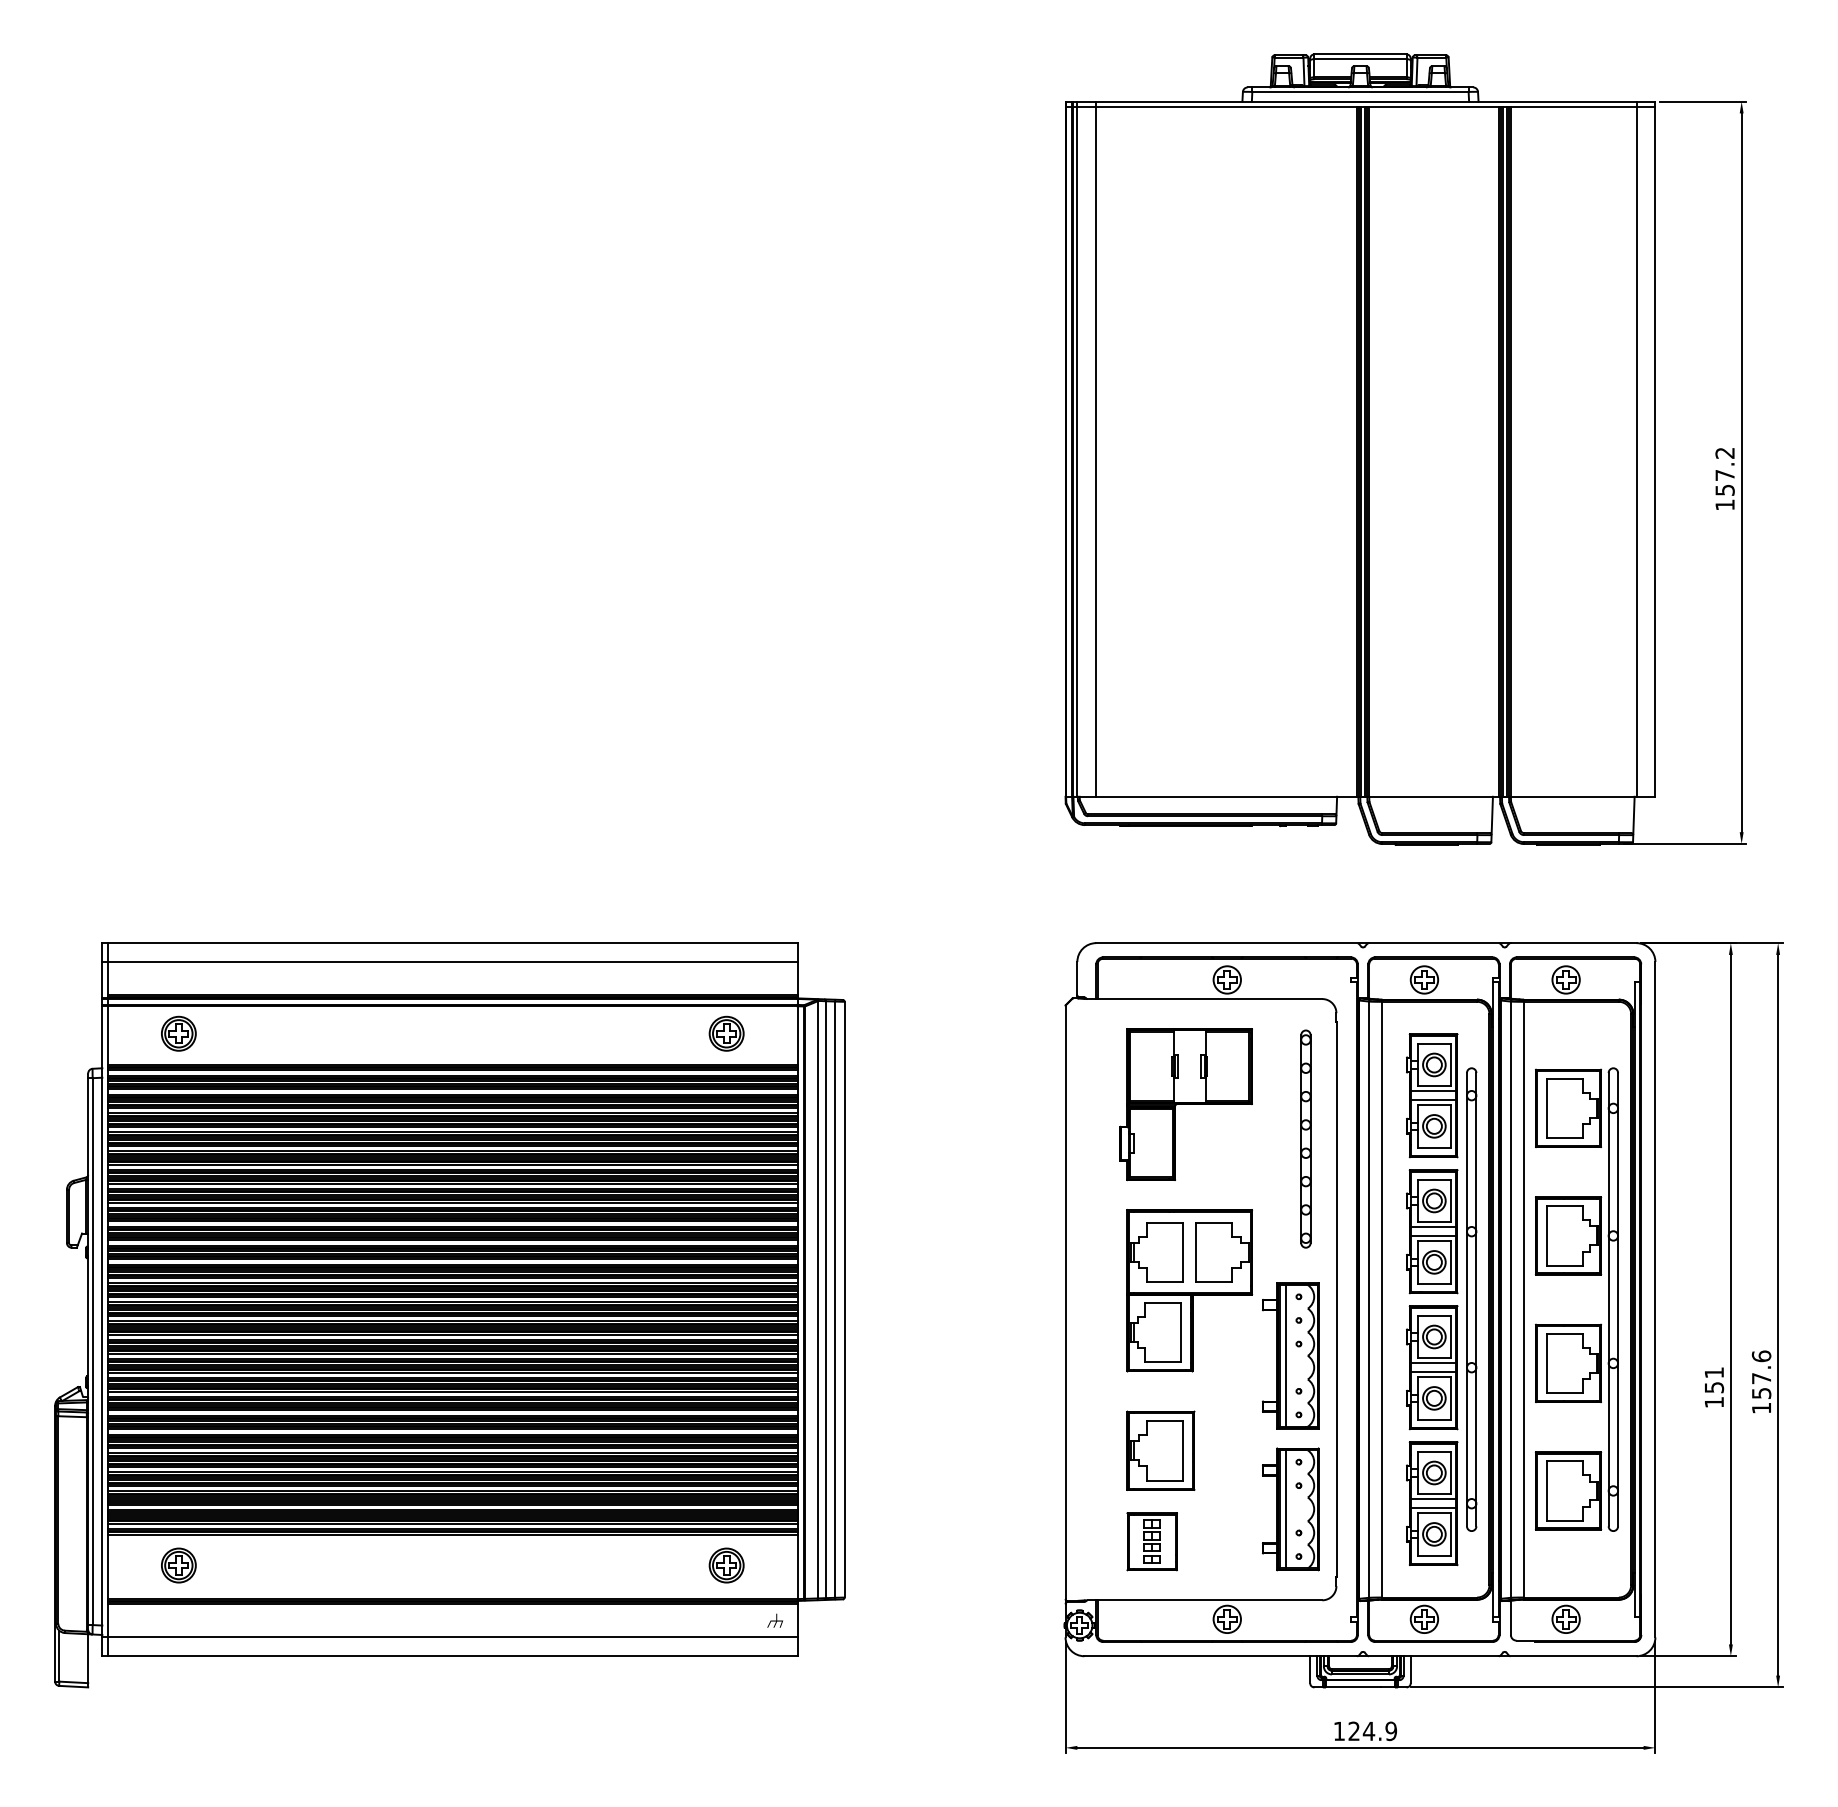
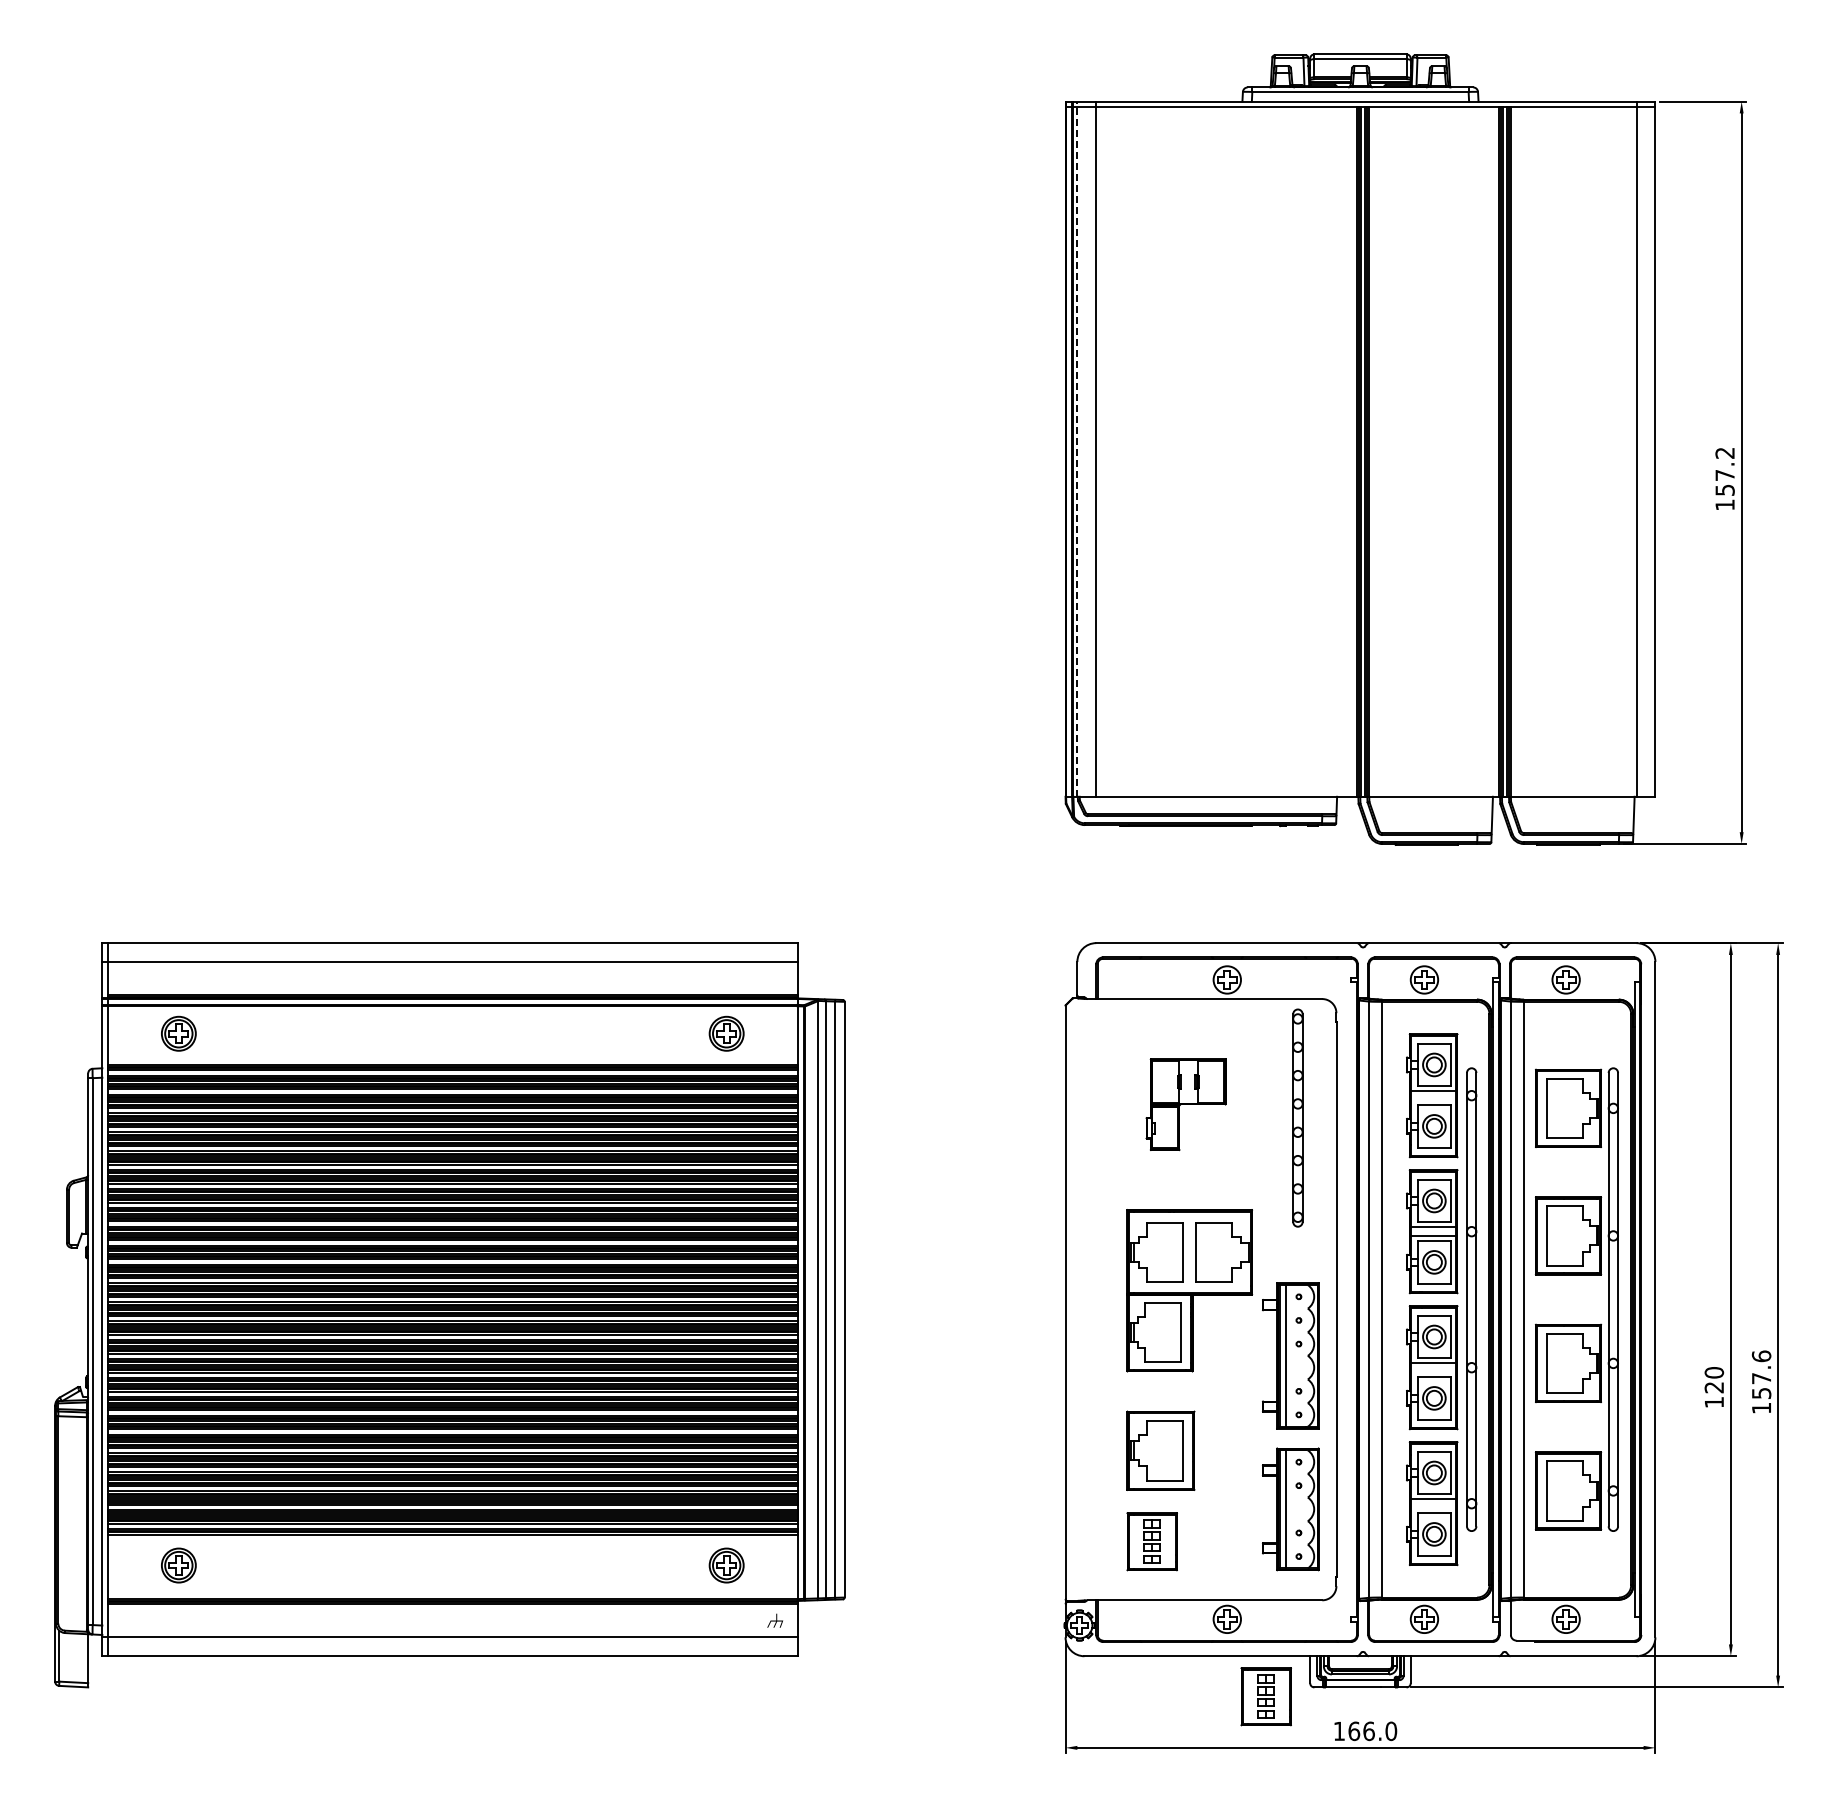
line: solid -> dashed (1077, 449)
line: present -> none (1433, 1100)
part size: 134x154 px -> 82x94 px (1185, 1104)
part position: (1305, 1138) -> (1297, 1117) (1297, 1117)
line: present -> none (1433, 1372)
text: 151 -> 120 (1714, 1380)
line: present -> none (1433, 1508)
part: none -> present (1265, 1696)
text: 124.9 -> 166.0 (1372, 1731)
